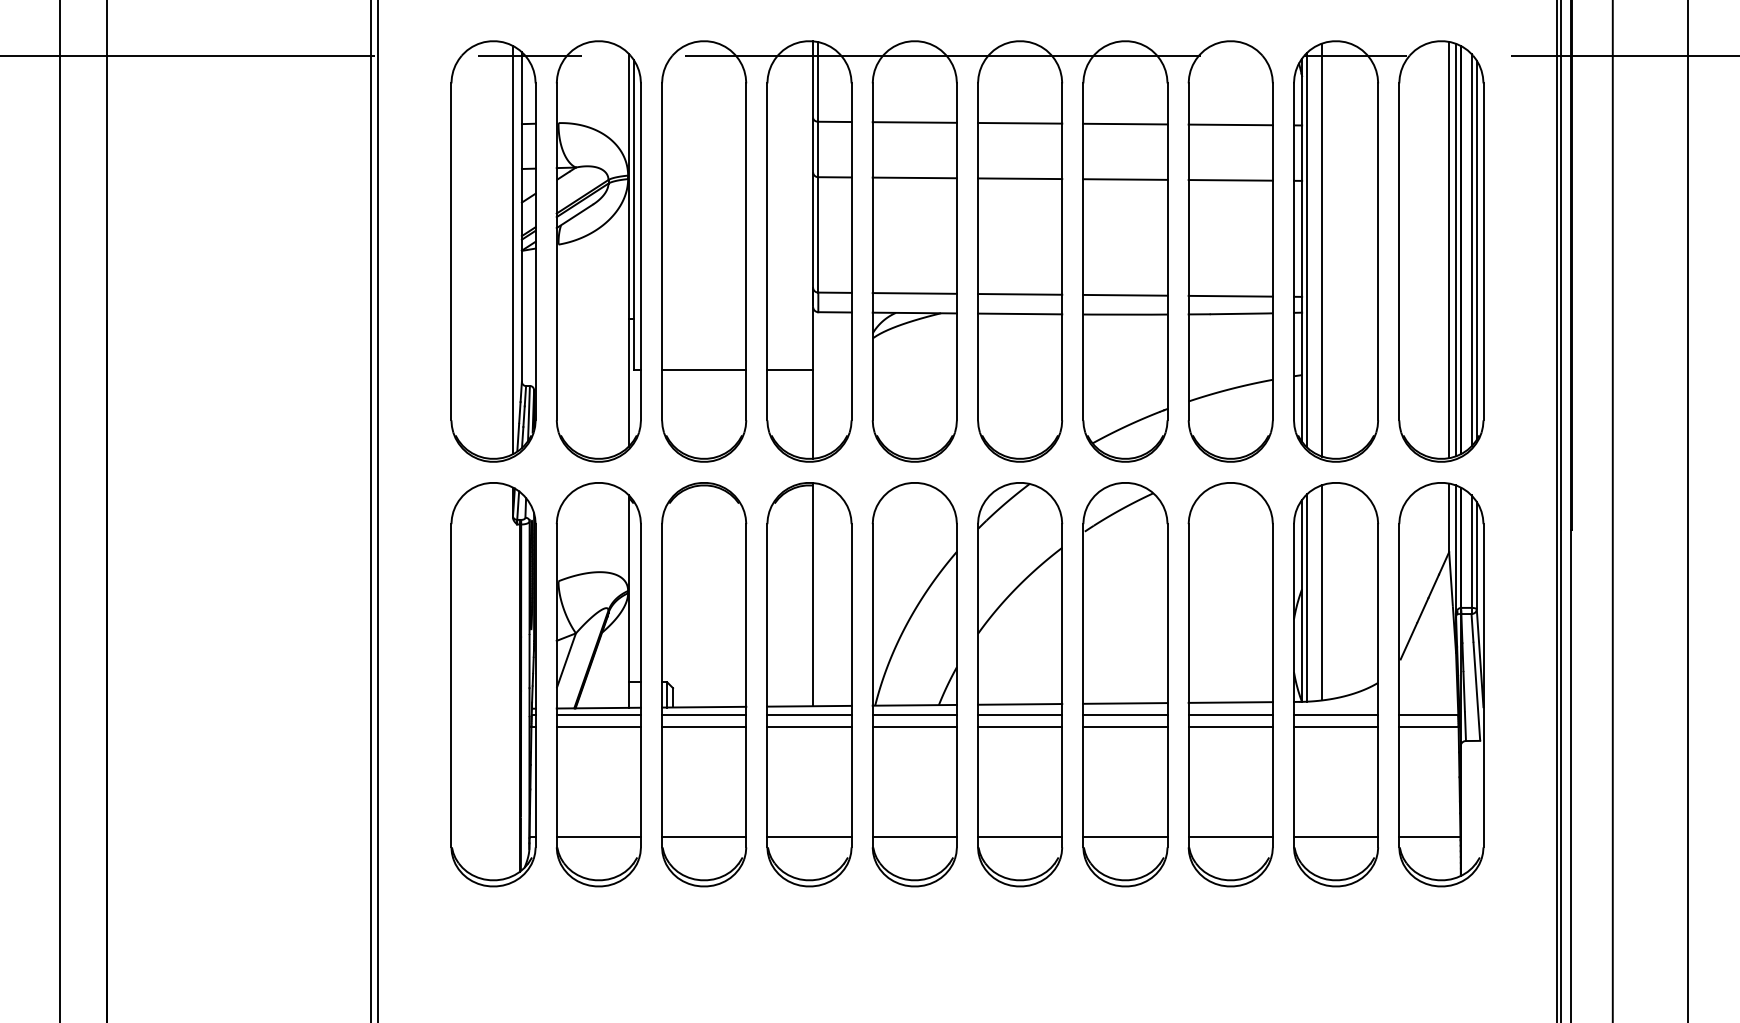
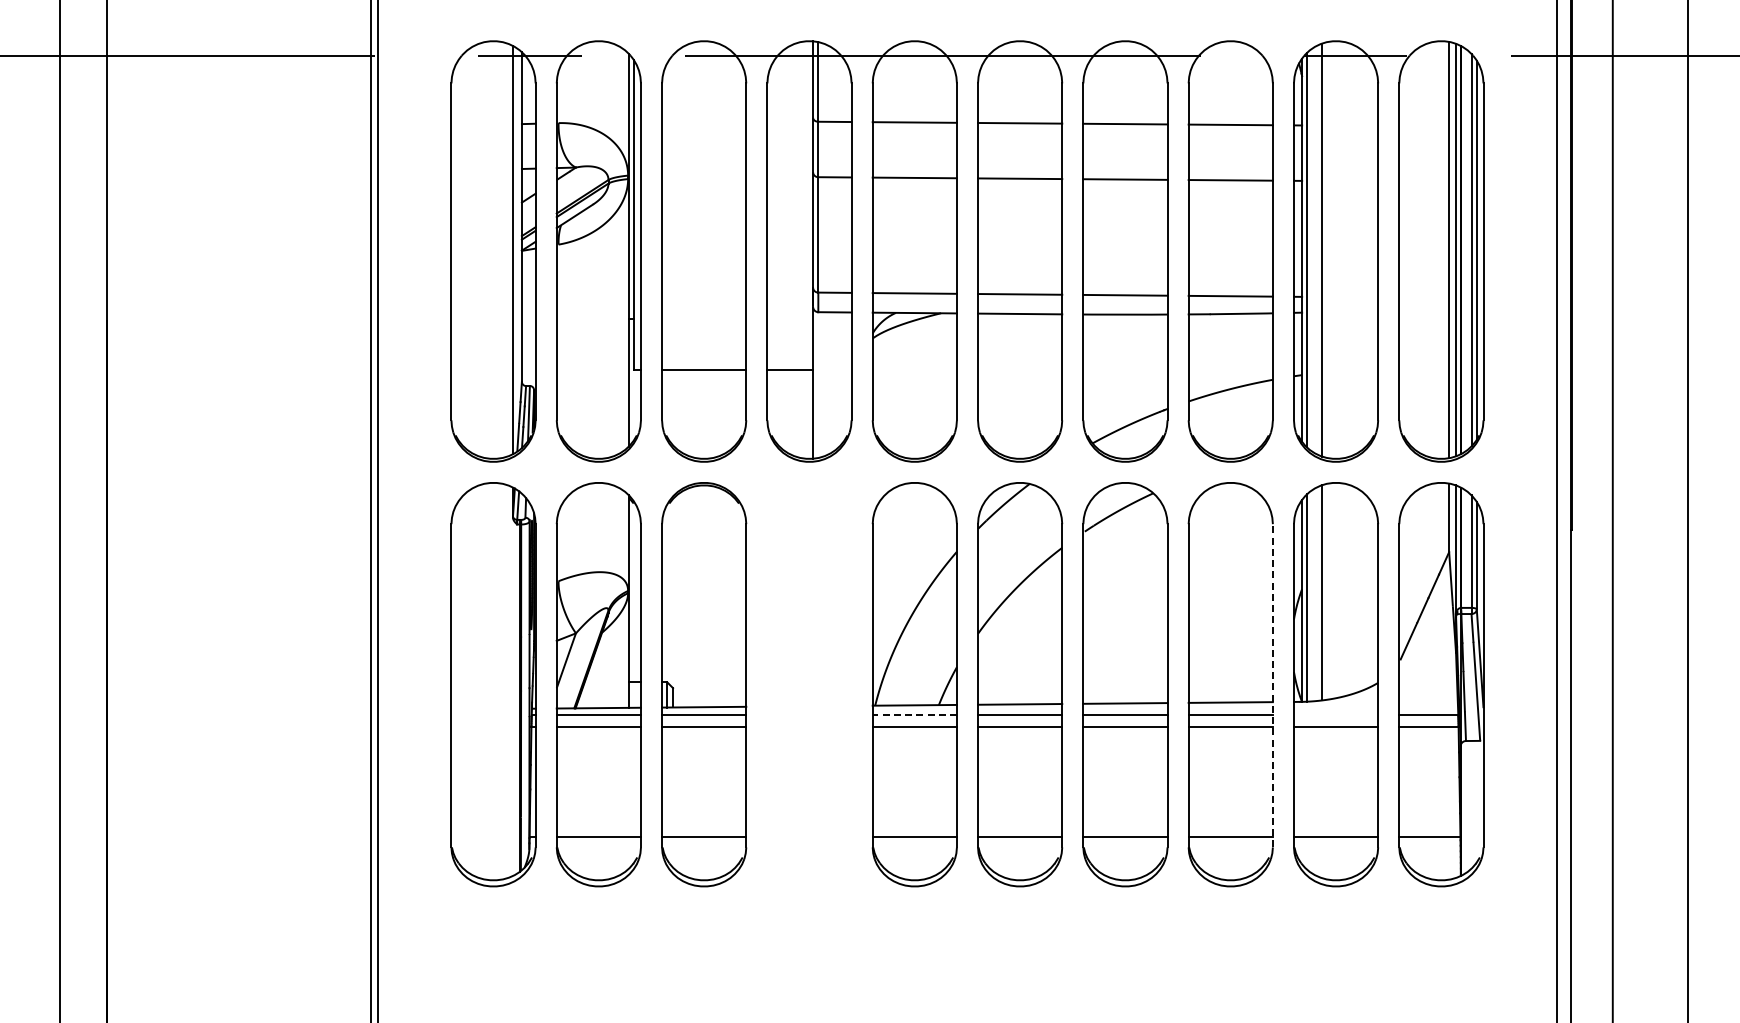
line: present -> none (1561, 510)
part: present -> none (809, 684)
line: solid -> dashed (1272, 685)
line: solid -> dashed (914, 715)
line: present -> none (1335, 715)
